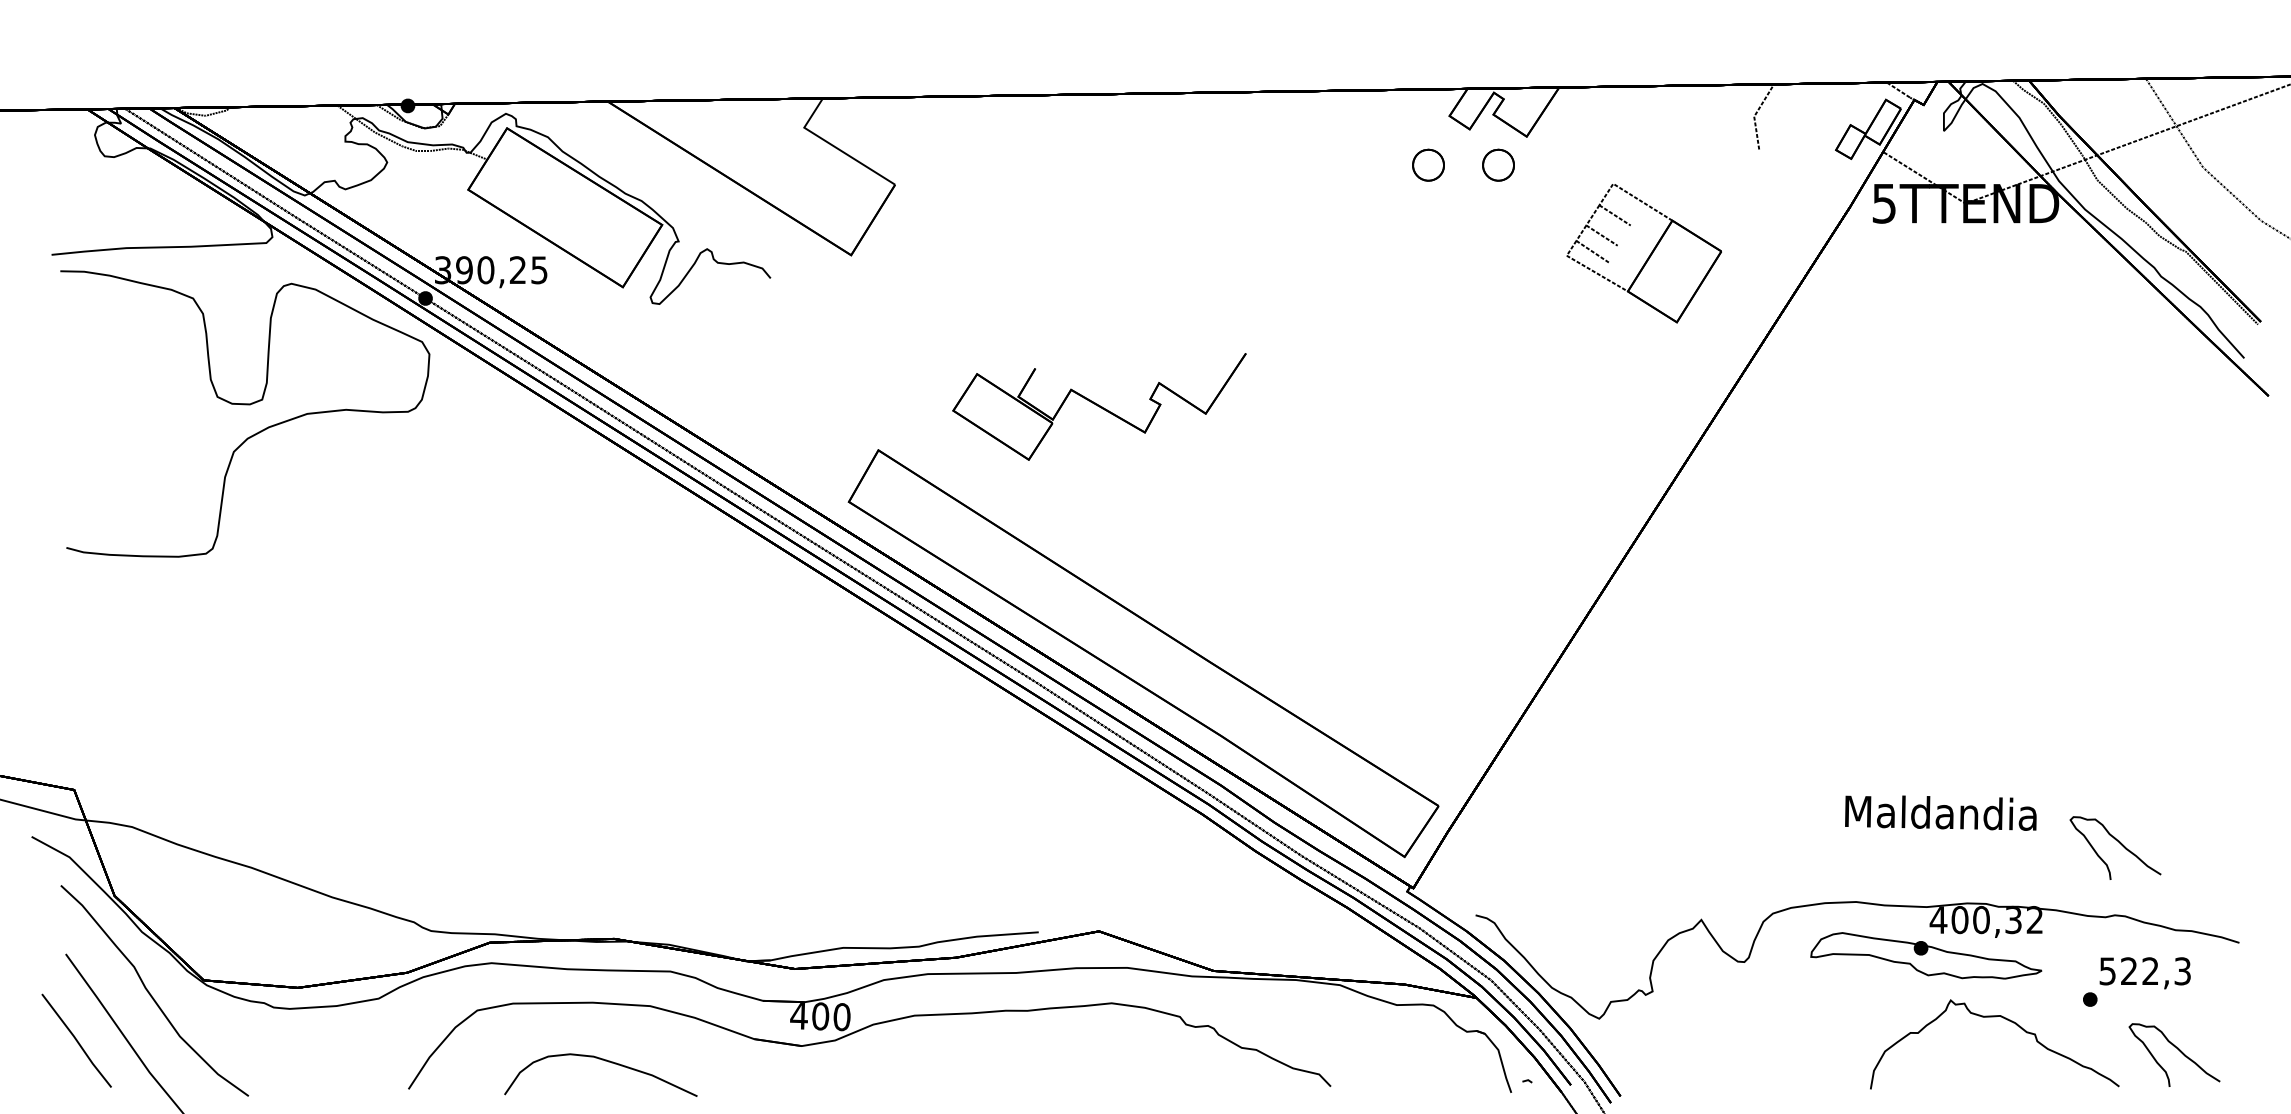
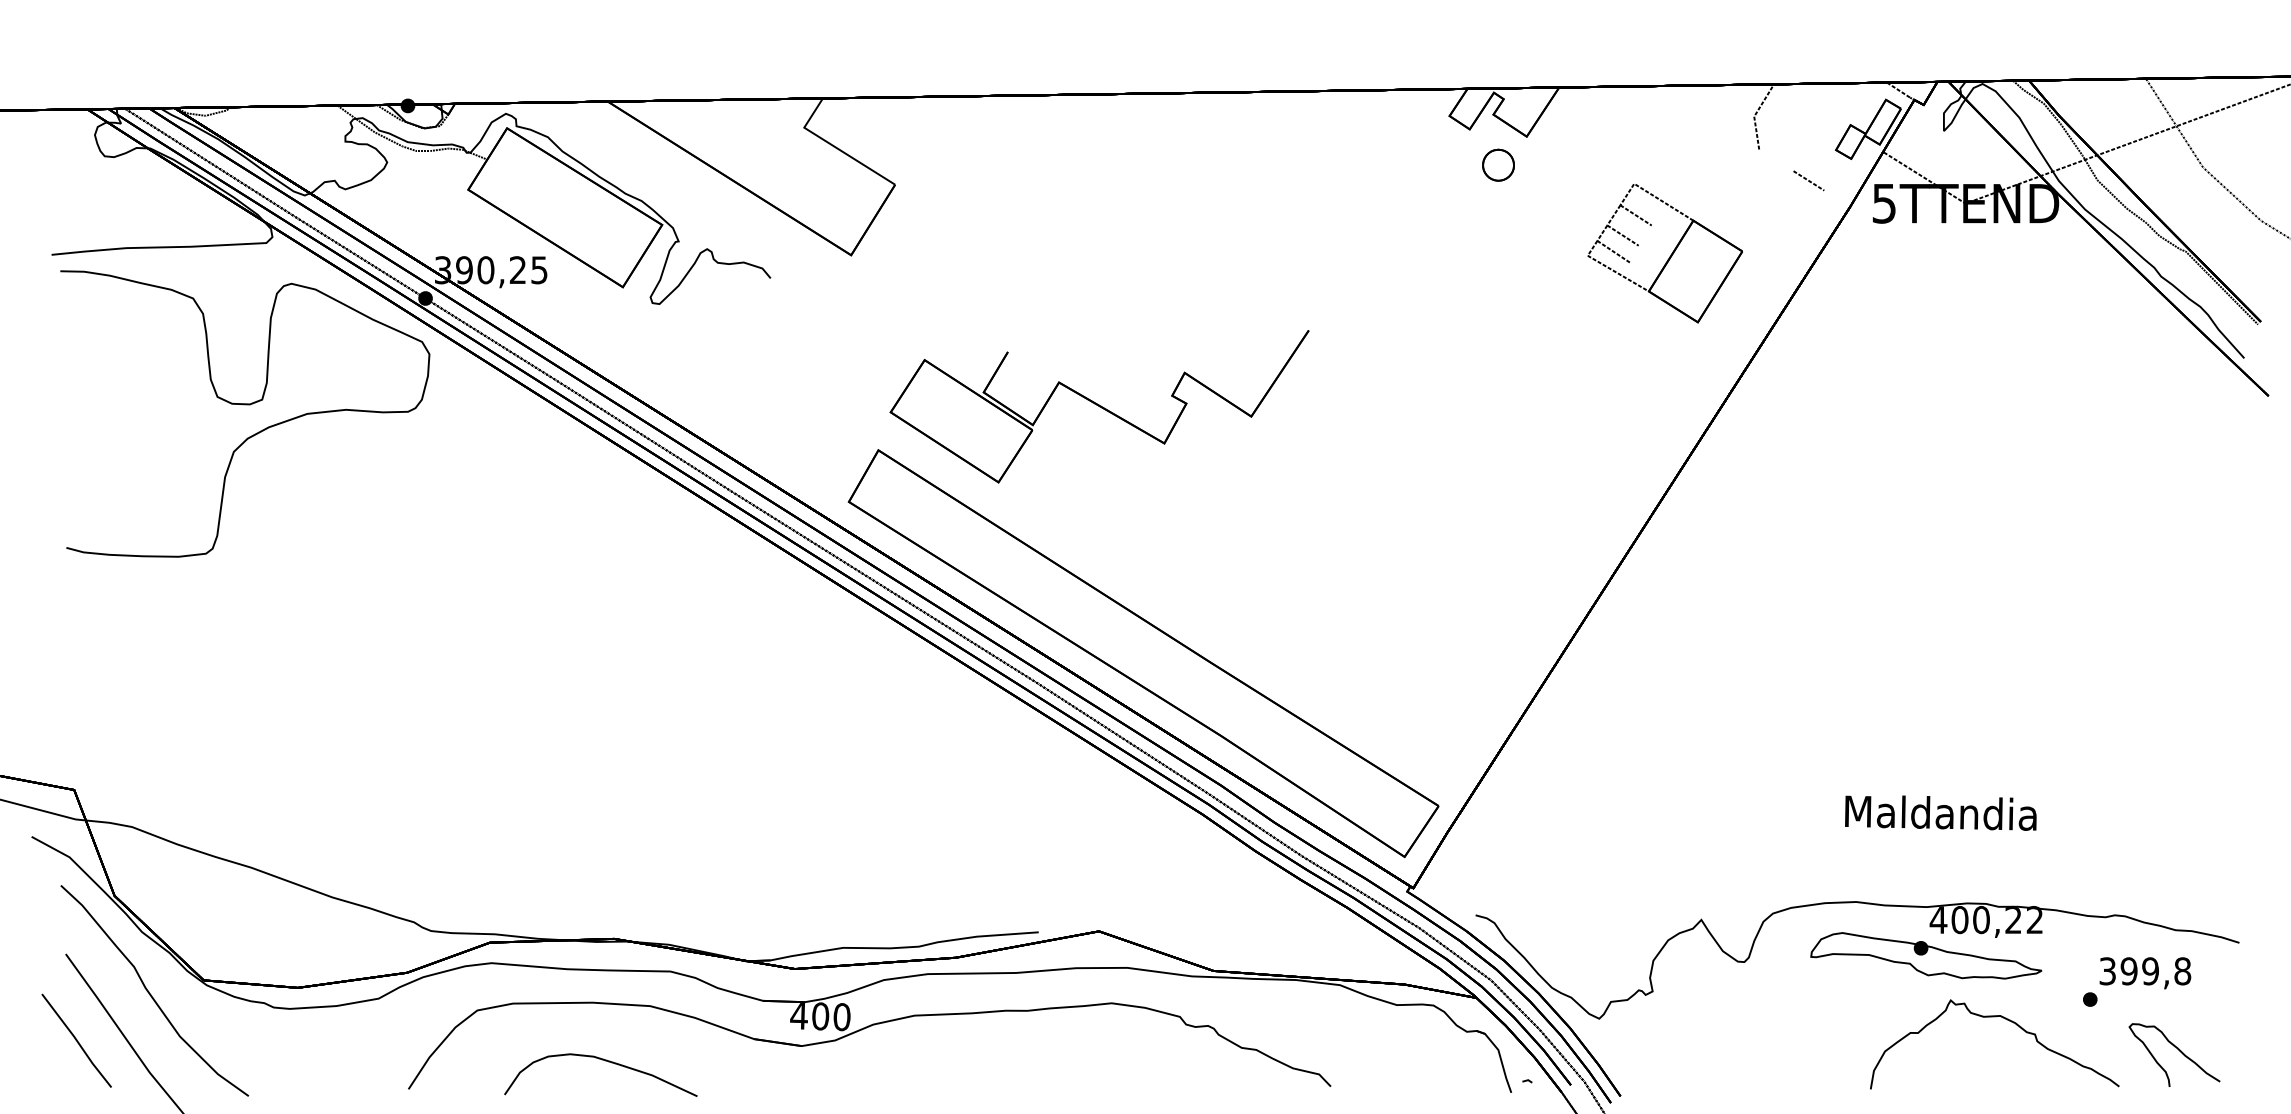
part: present -> none (1428, 164)
line: none -> present (1808, 180)
part position: (1643, 253) -> (1664, 253) (1664, 253)
part size: 295x108 px -> 421x154 px (1099, 406)
curve: present -> none (2119, 843)
text: 400,32 -> 400,22 (2013, 921)
text: 522,3 -> 399,8 (2145, 971)
